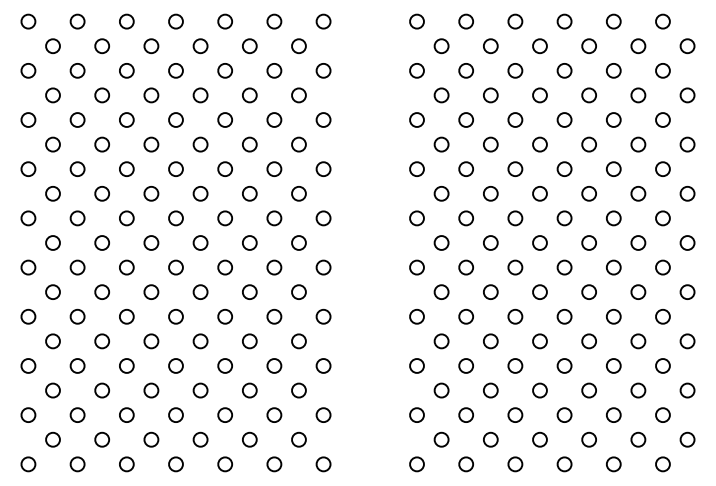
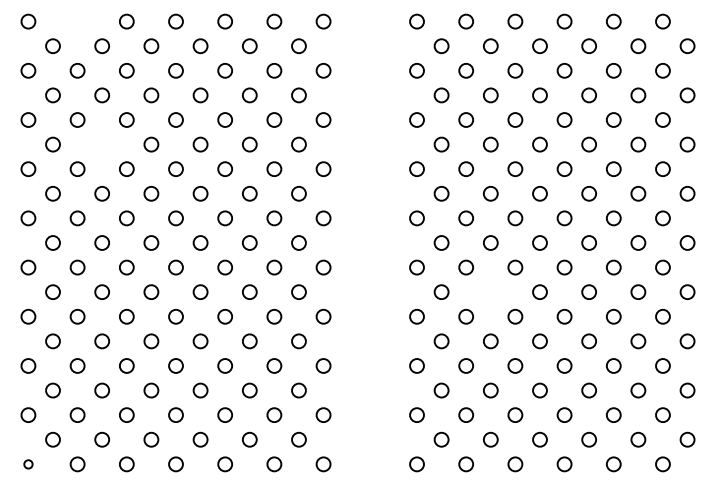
circle: present -> none (77, 21)
circle: present -> none (101, 144)
circle: present -> none (490, 291)
circle size: 17x17 px -> 11x11 px (28, 464)
